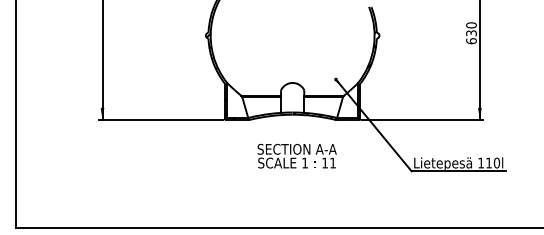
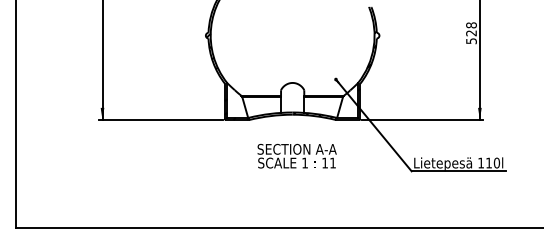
text: 630 -> 528 (471, 33)
